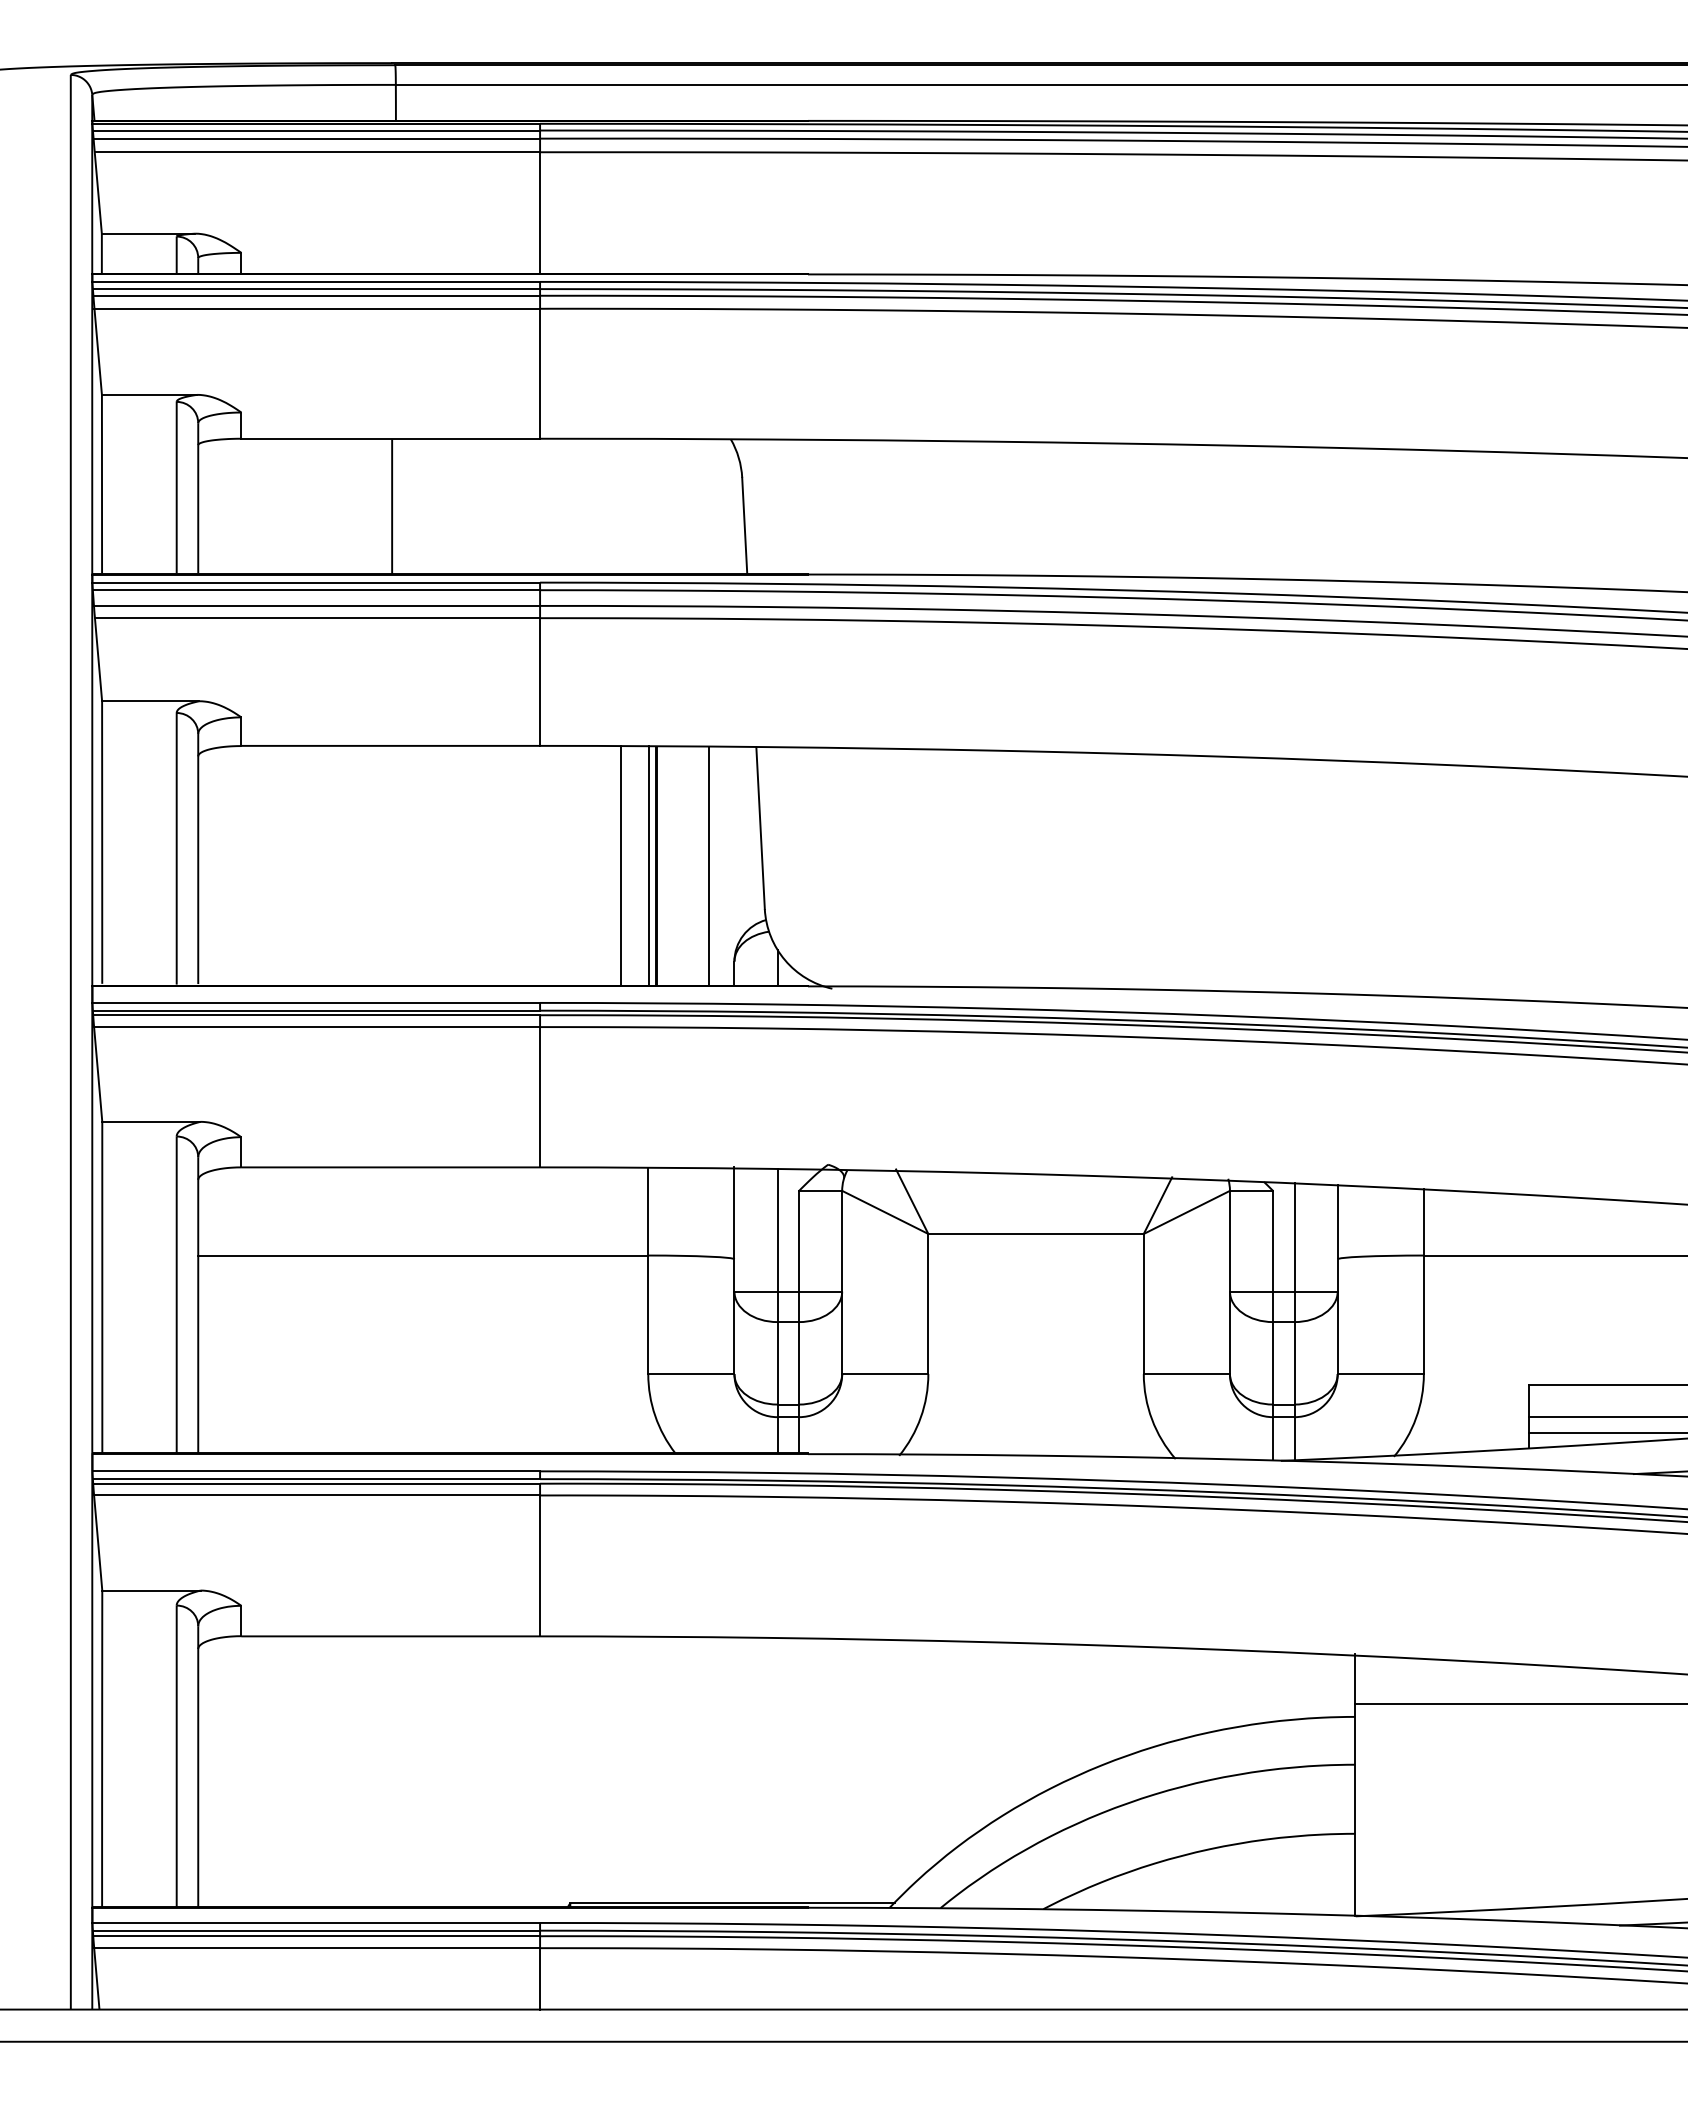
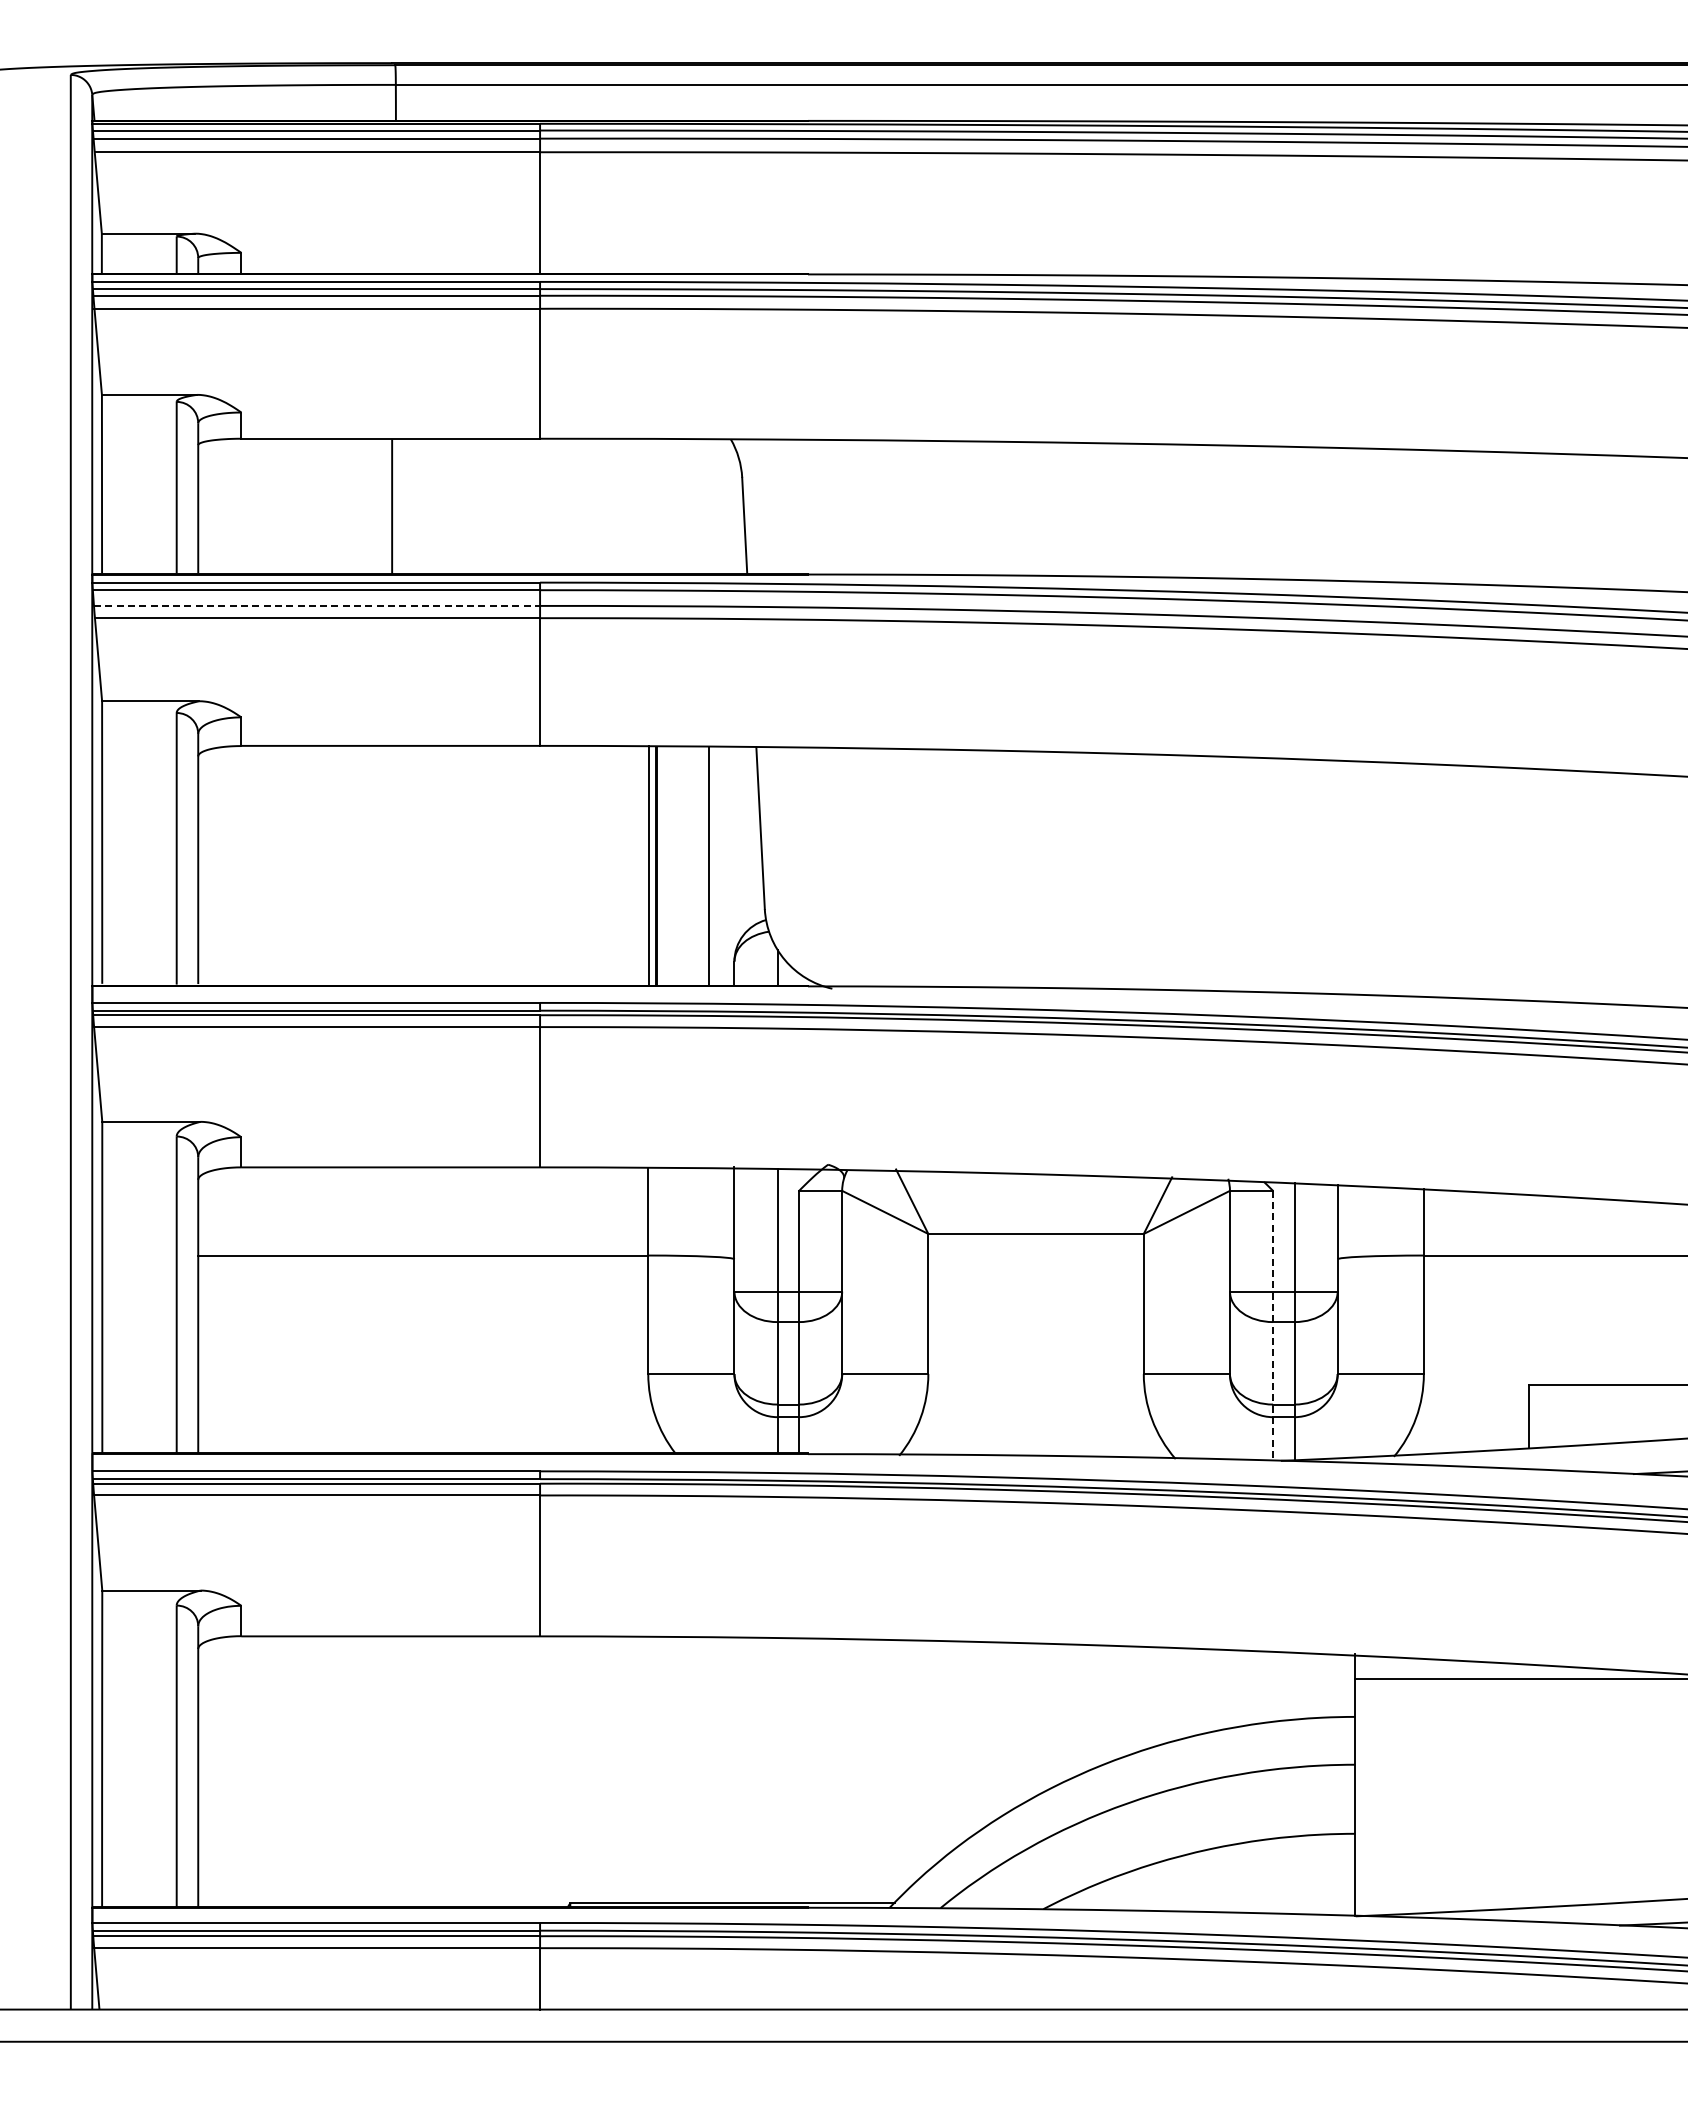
line: solid -> dashed (317, 605)
line: present -> none (620, 865)
line: solid -> dashed (1273, 1325)
line: present -> none (1606, 1416)
line: present -> none (1606, 1433)
line position: (1519, 1704) -> (1519, 1679) (1519, 1679)
